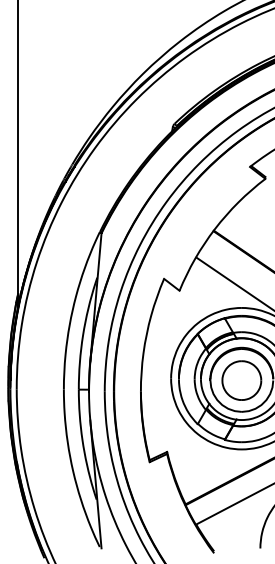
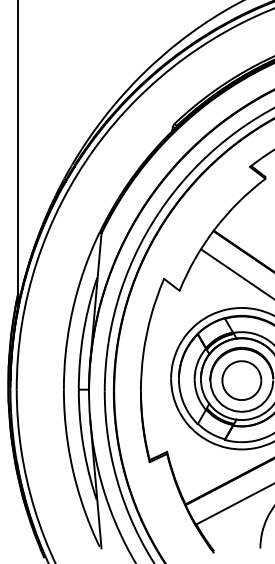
line position: (233, 282) -> (236, 273) (236, 273)
